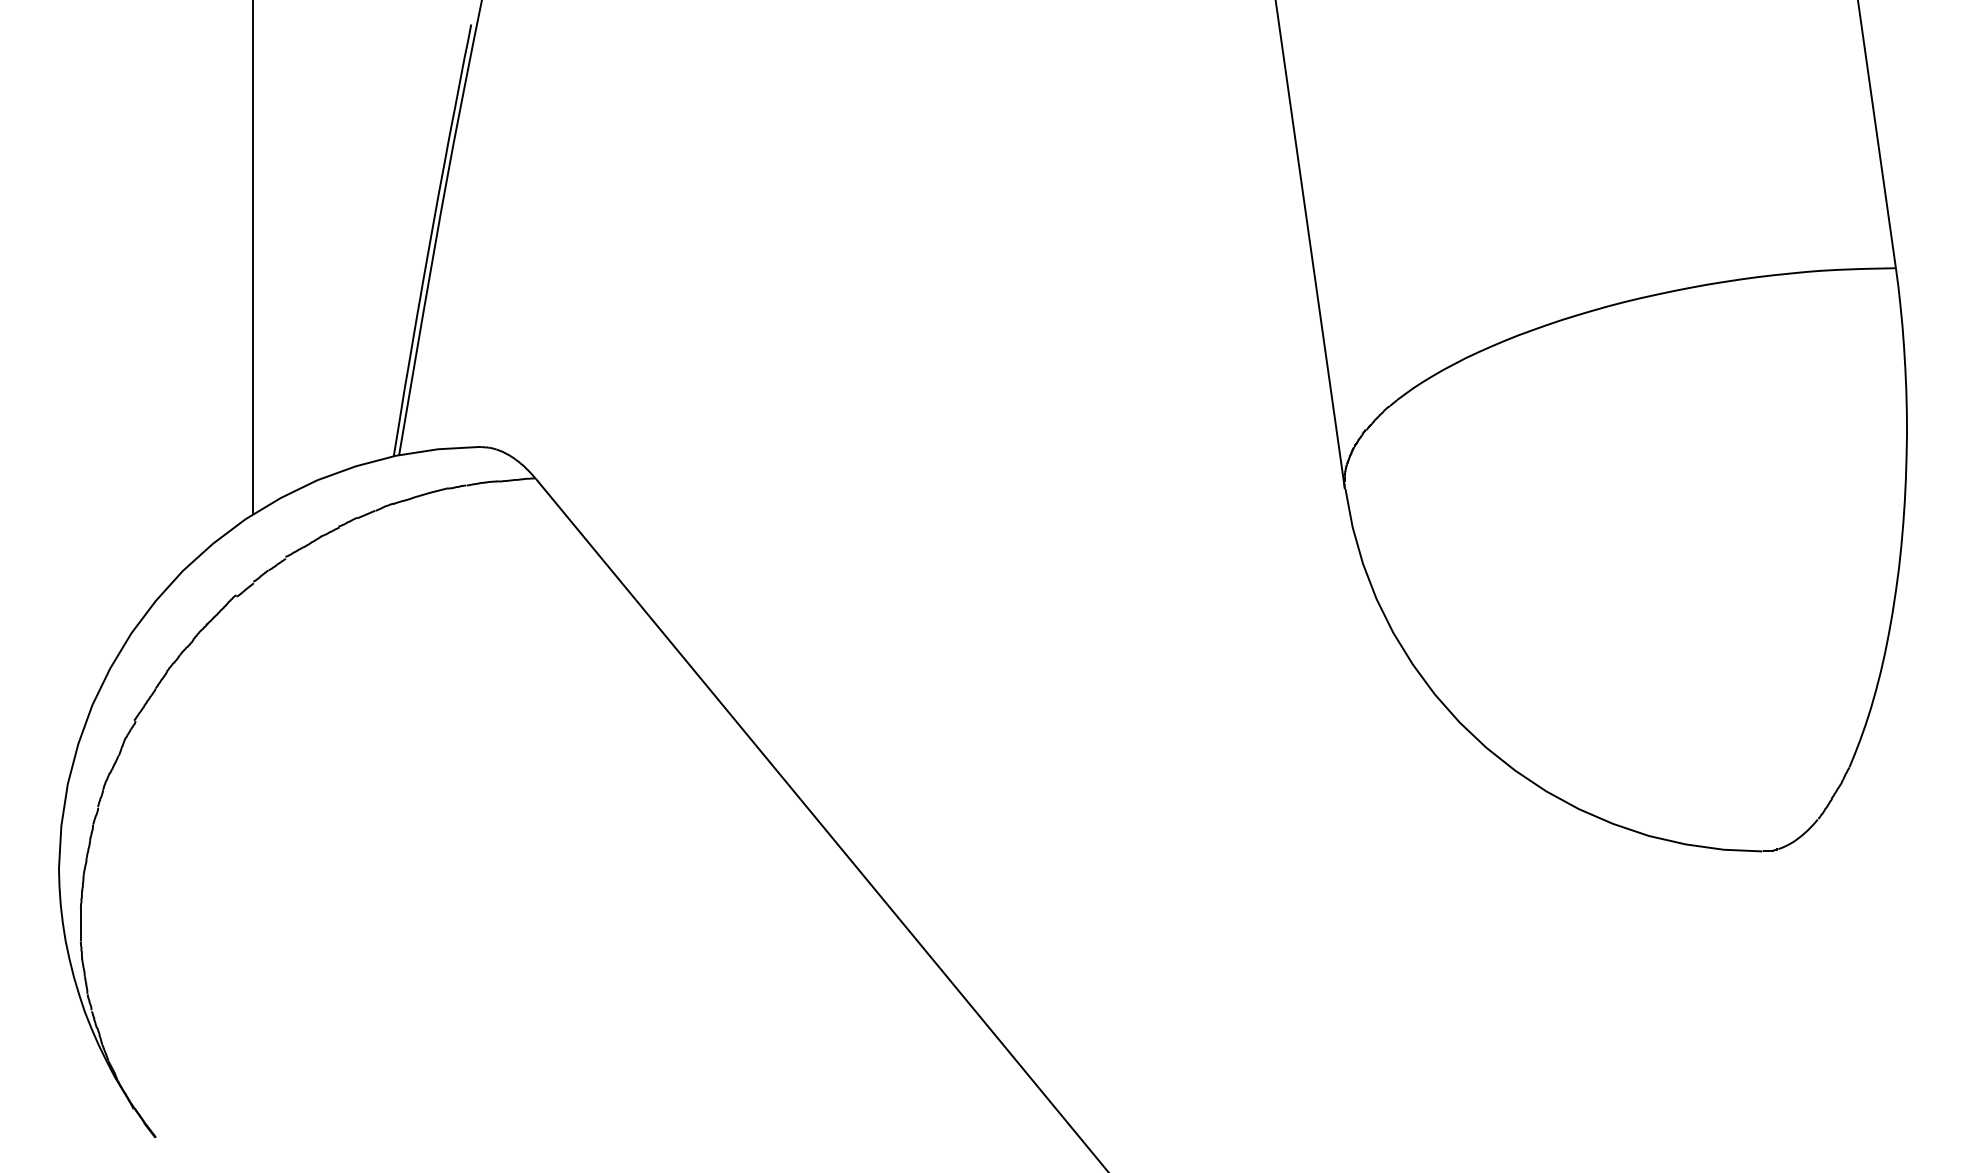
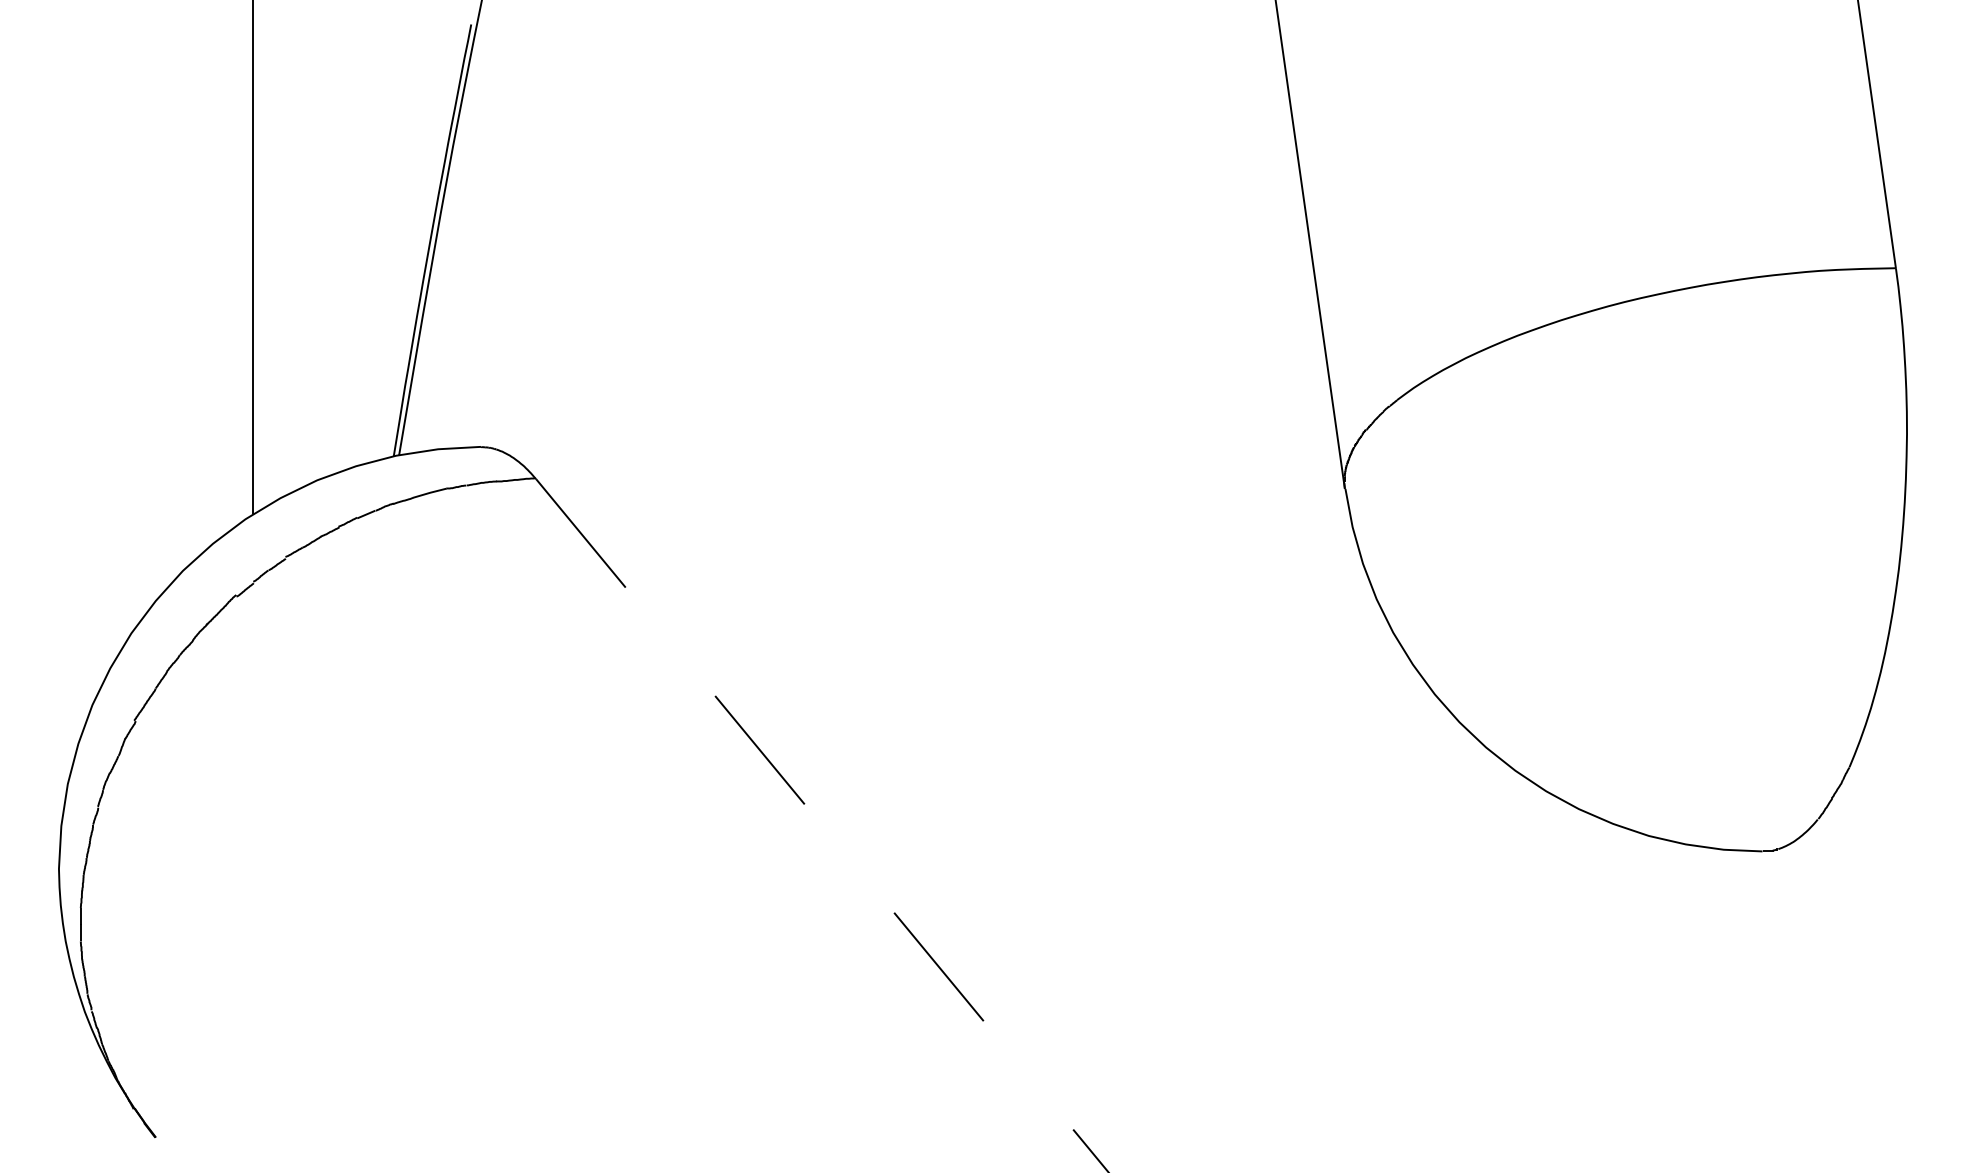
line: solid -> dashed (822, 826)
